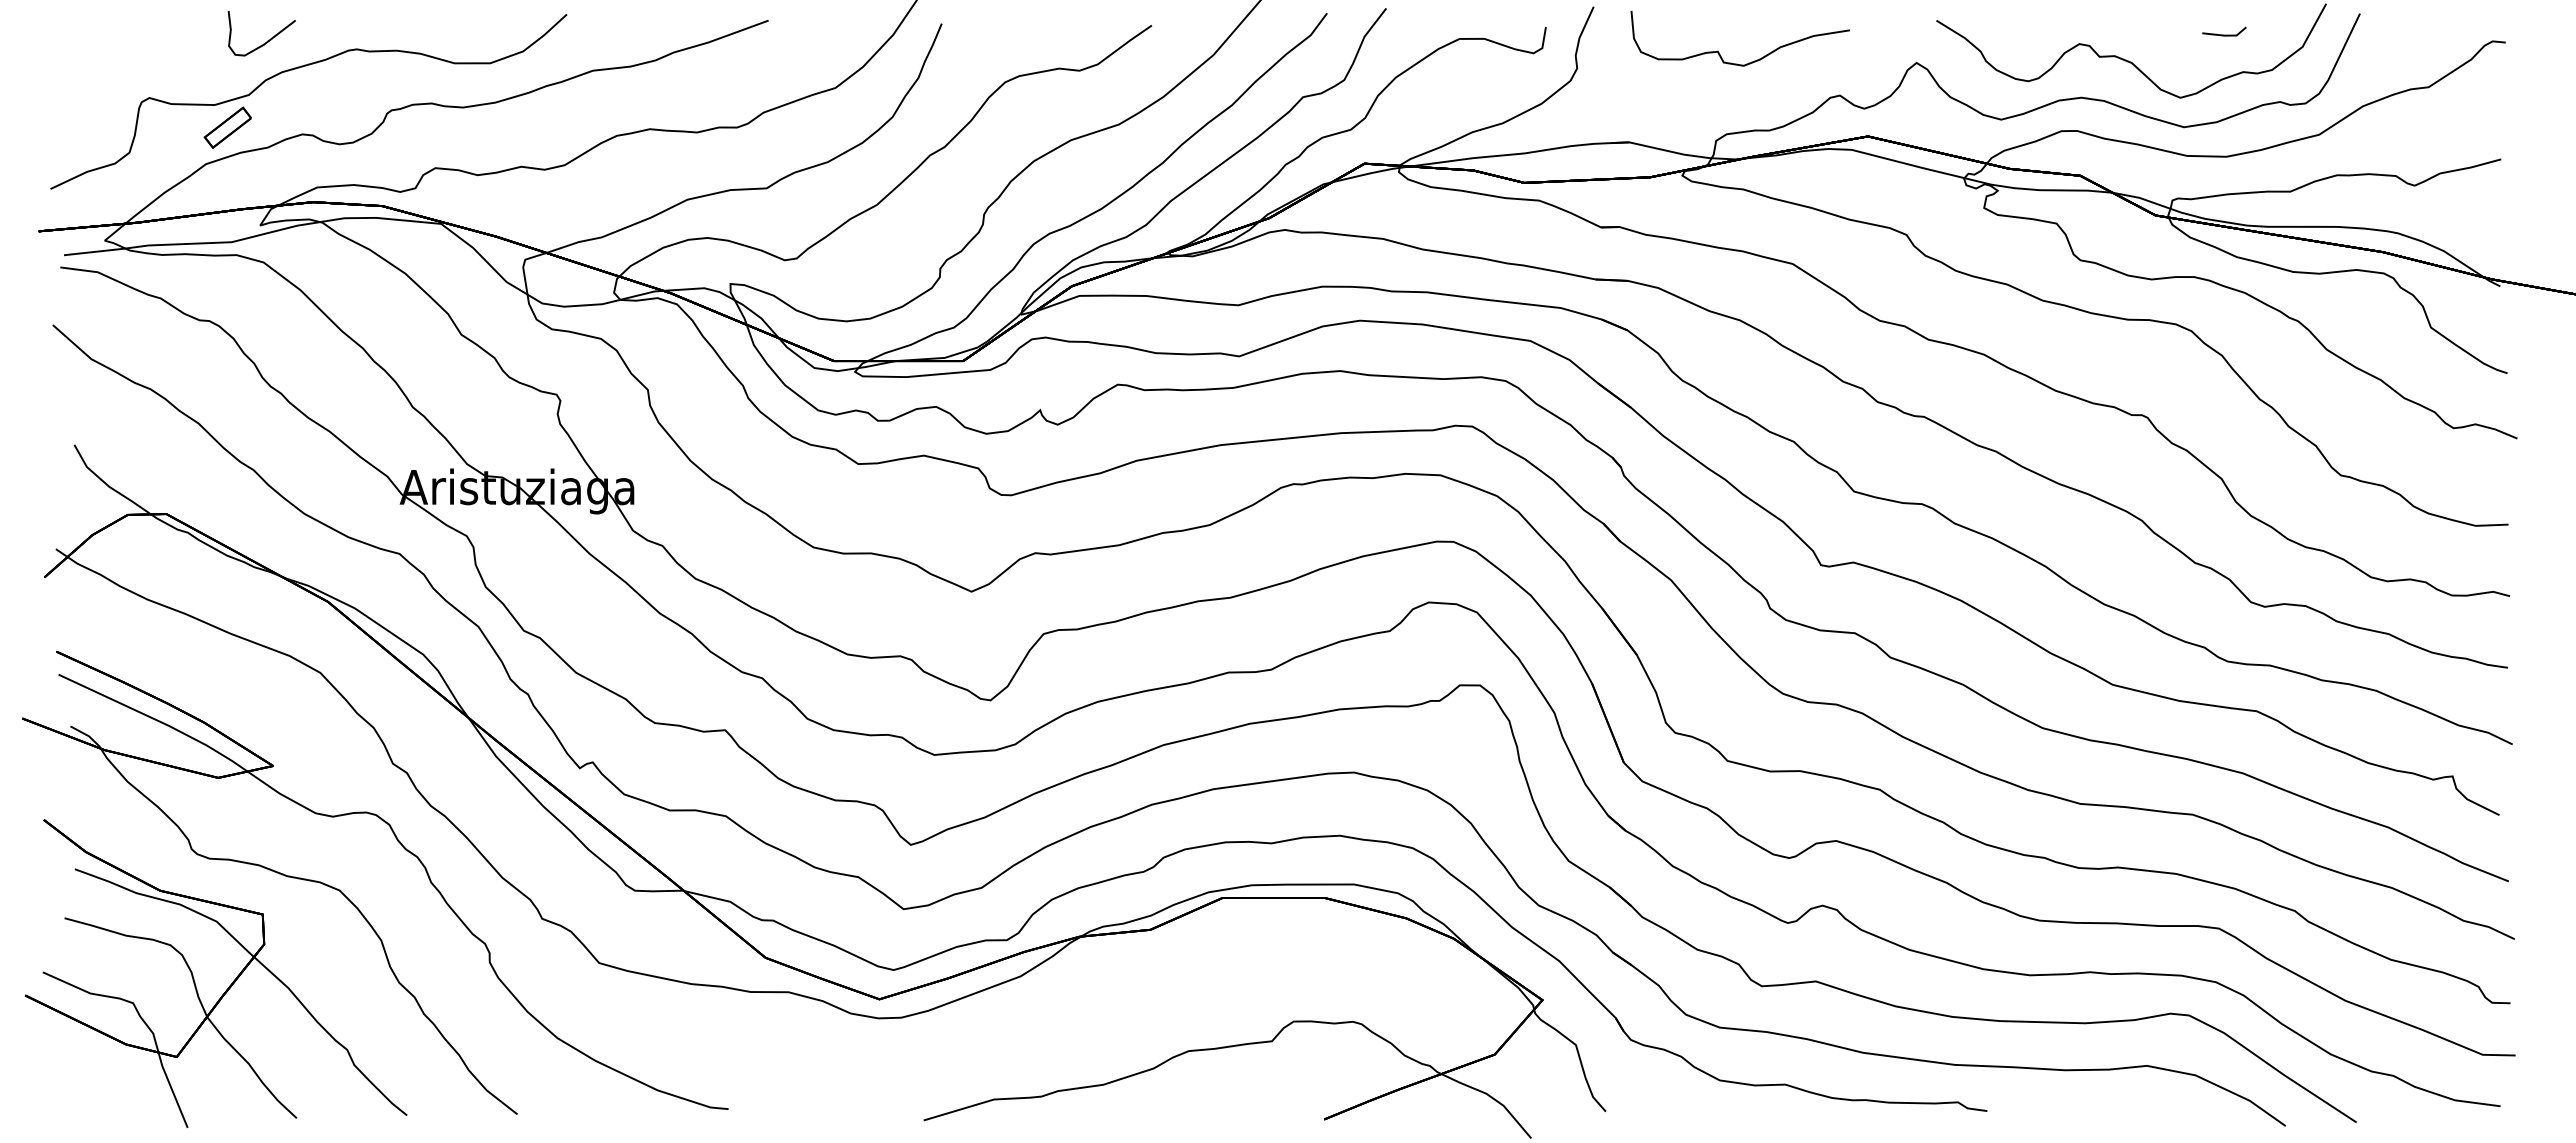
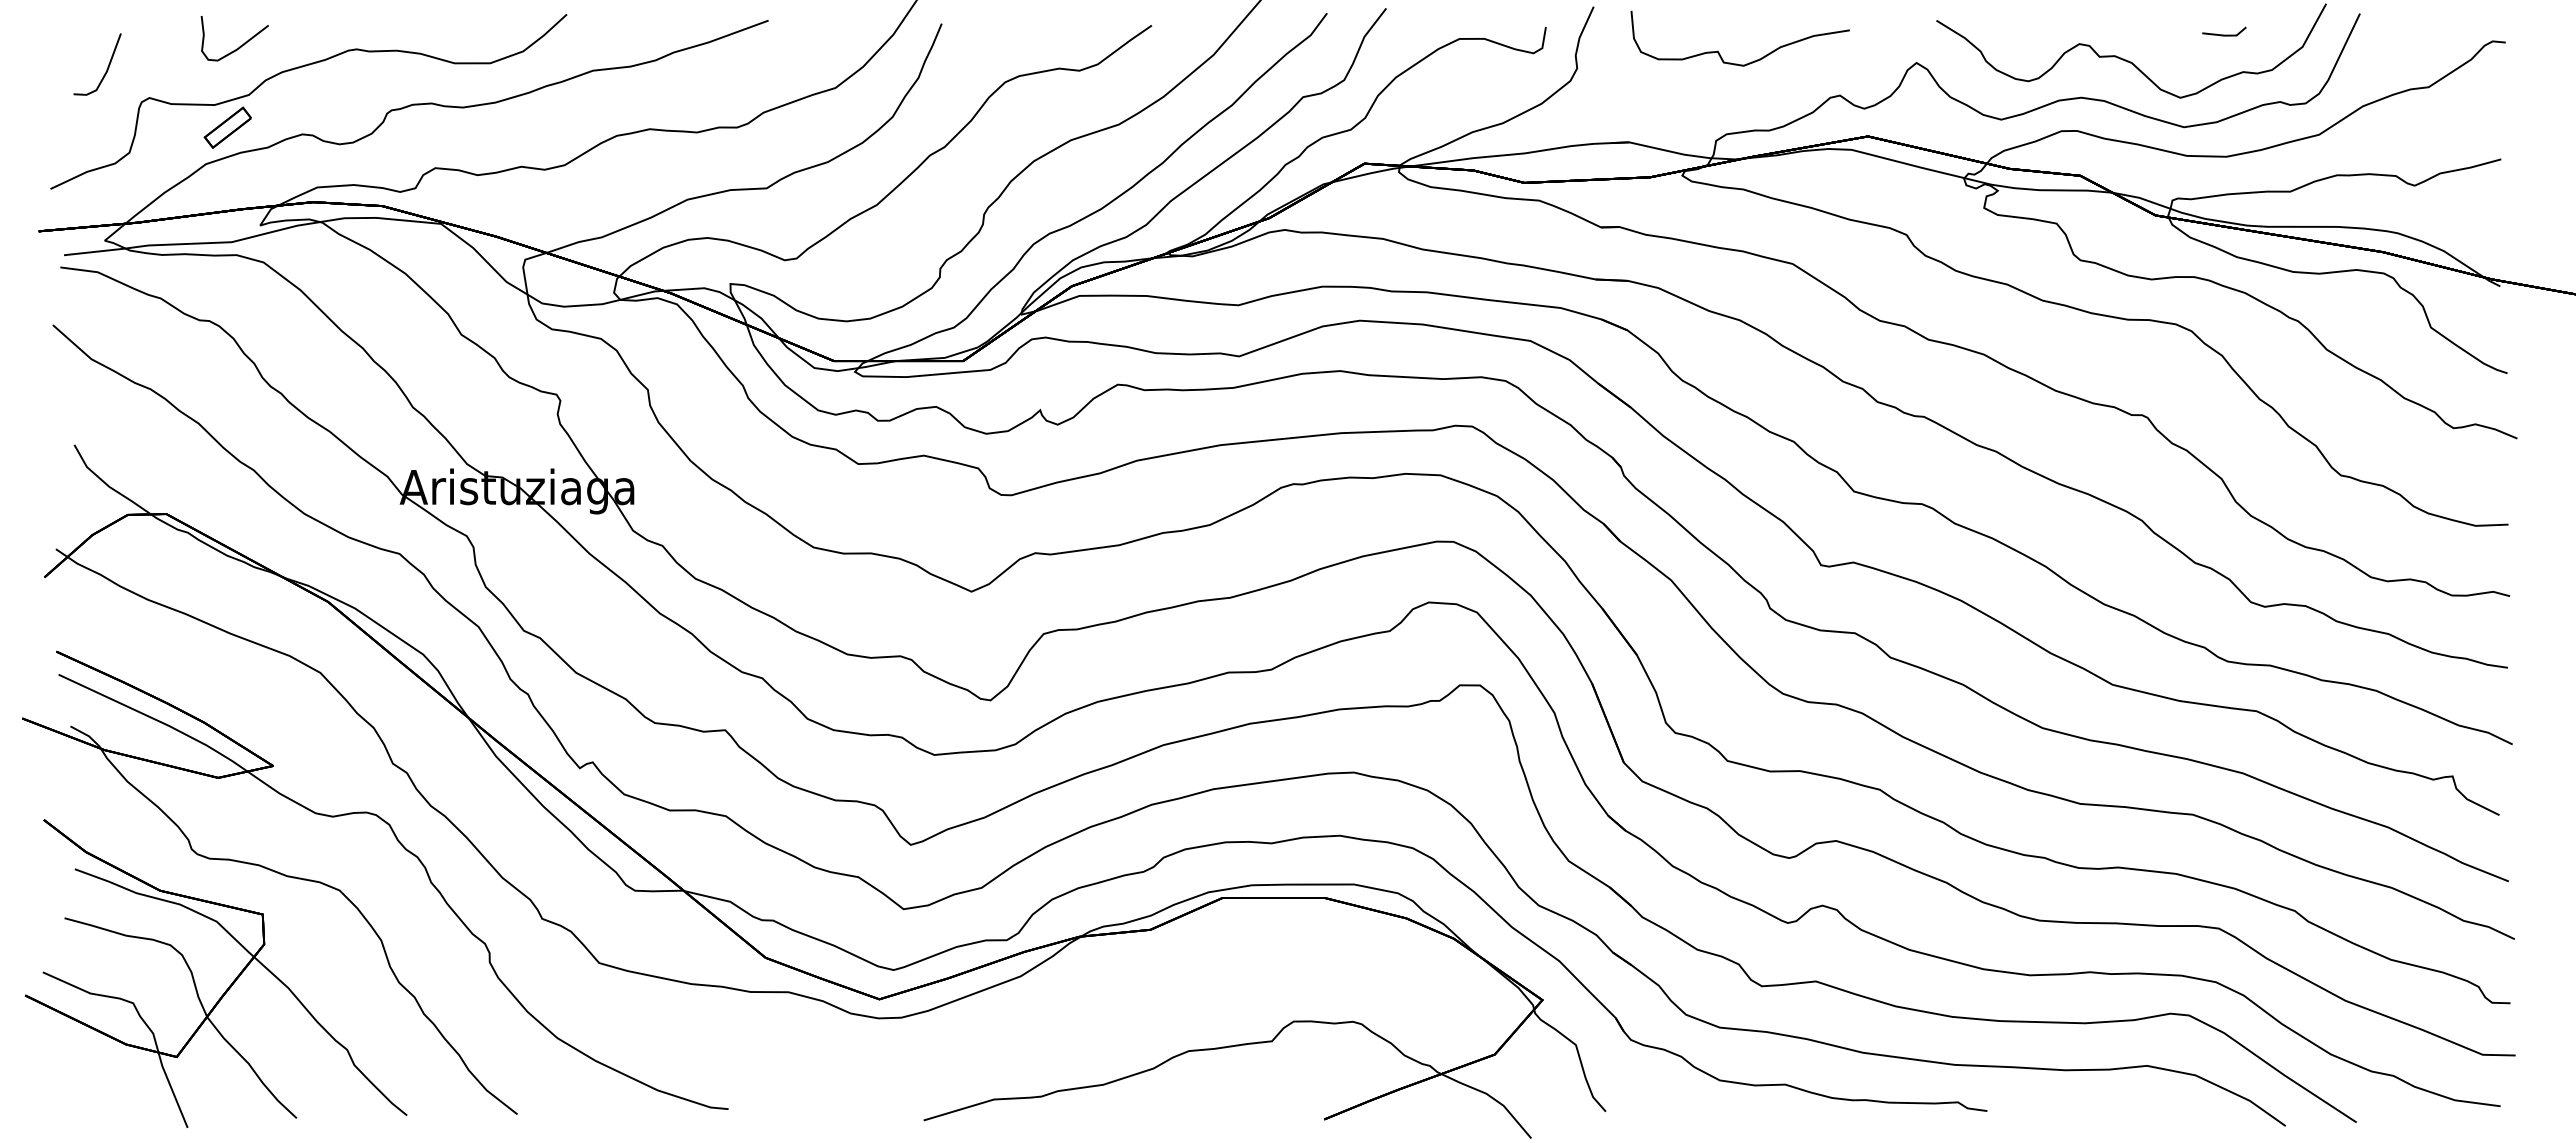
curve position: (267, 40) -> (240, 45) (240, 45)
line: none -> present (107, 66)
